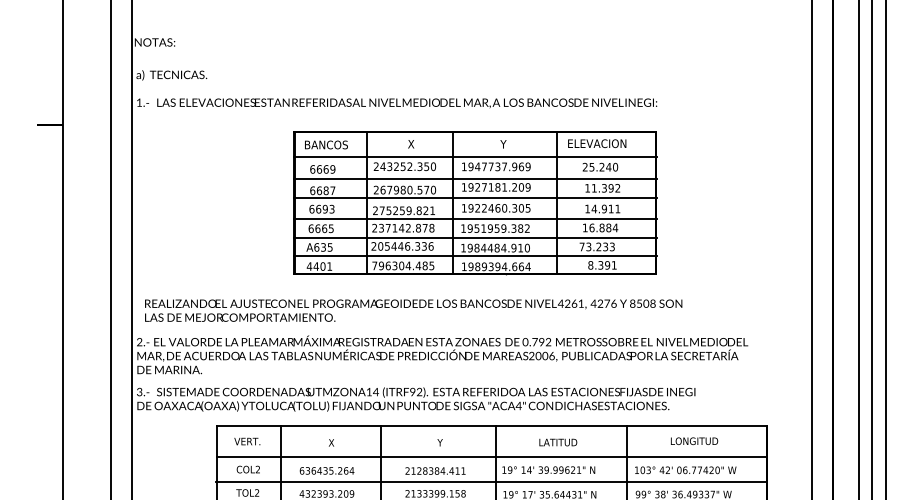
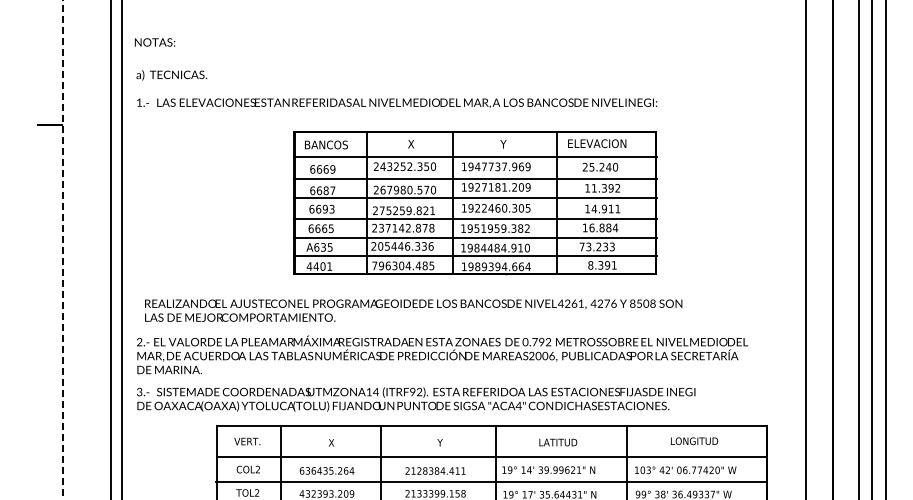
line position: (132, 249) -> (122, 249) (122, 249)
line position: (811, 249) -> (805, 249) (805, 249)
line: solid -> dashed (63, 250)
